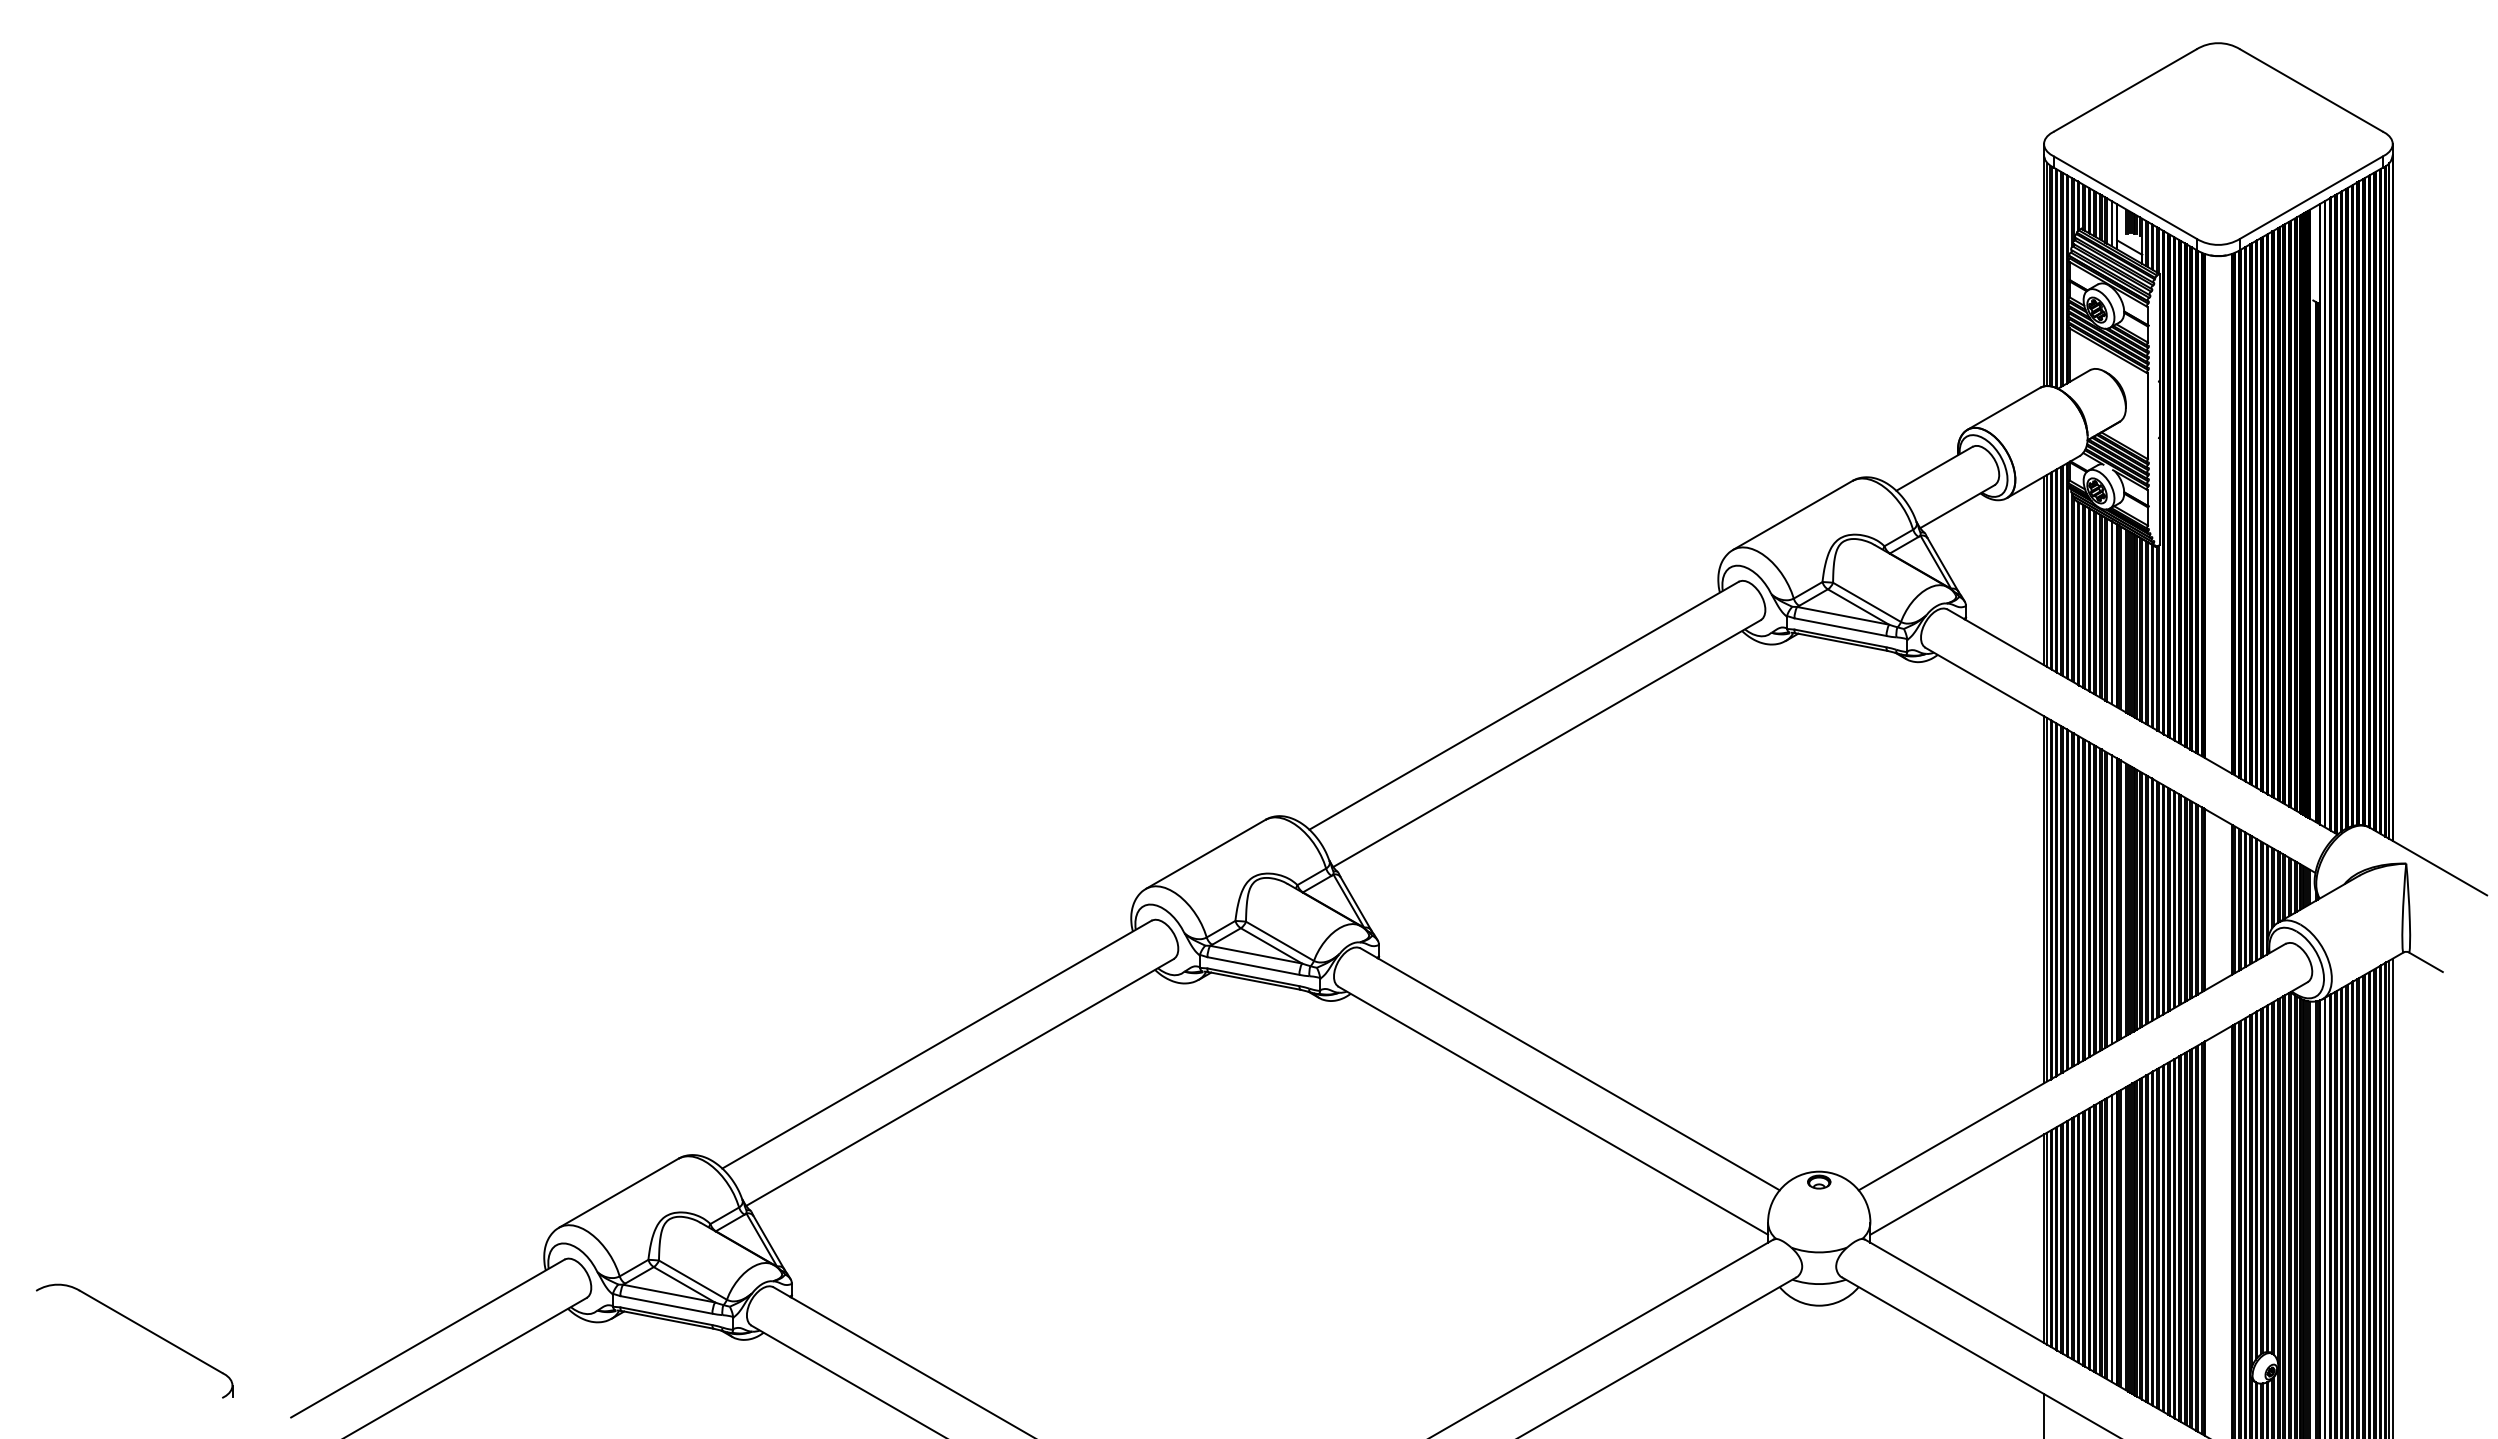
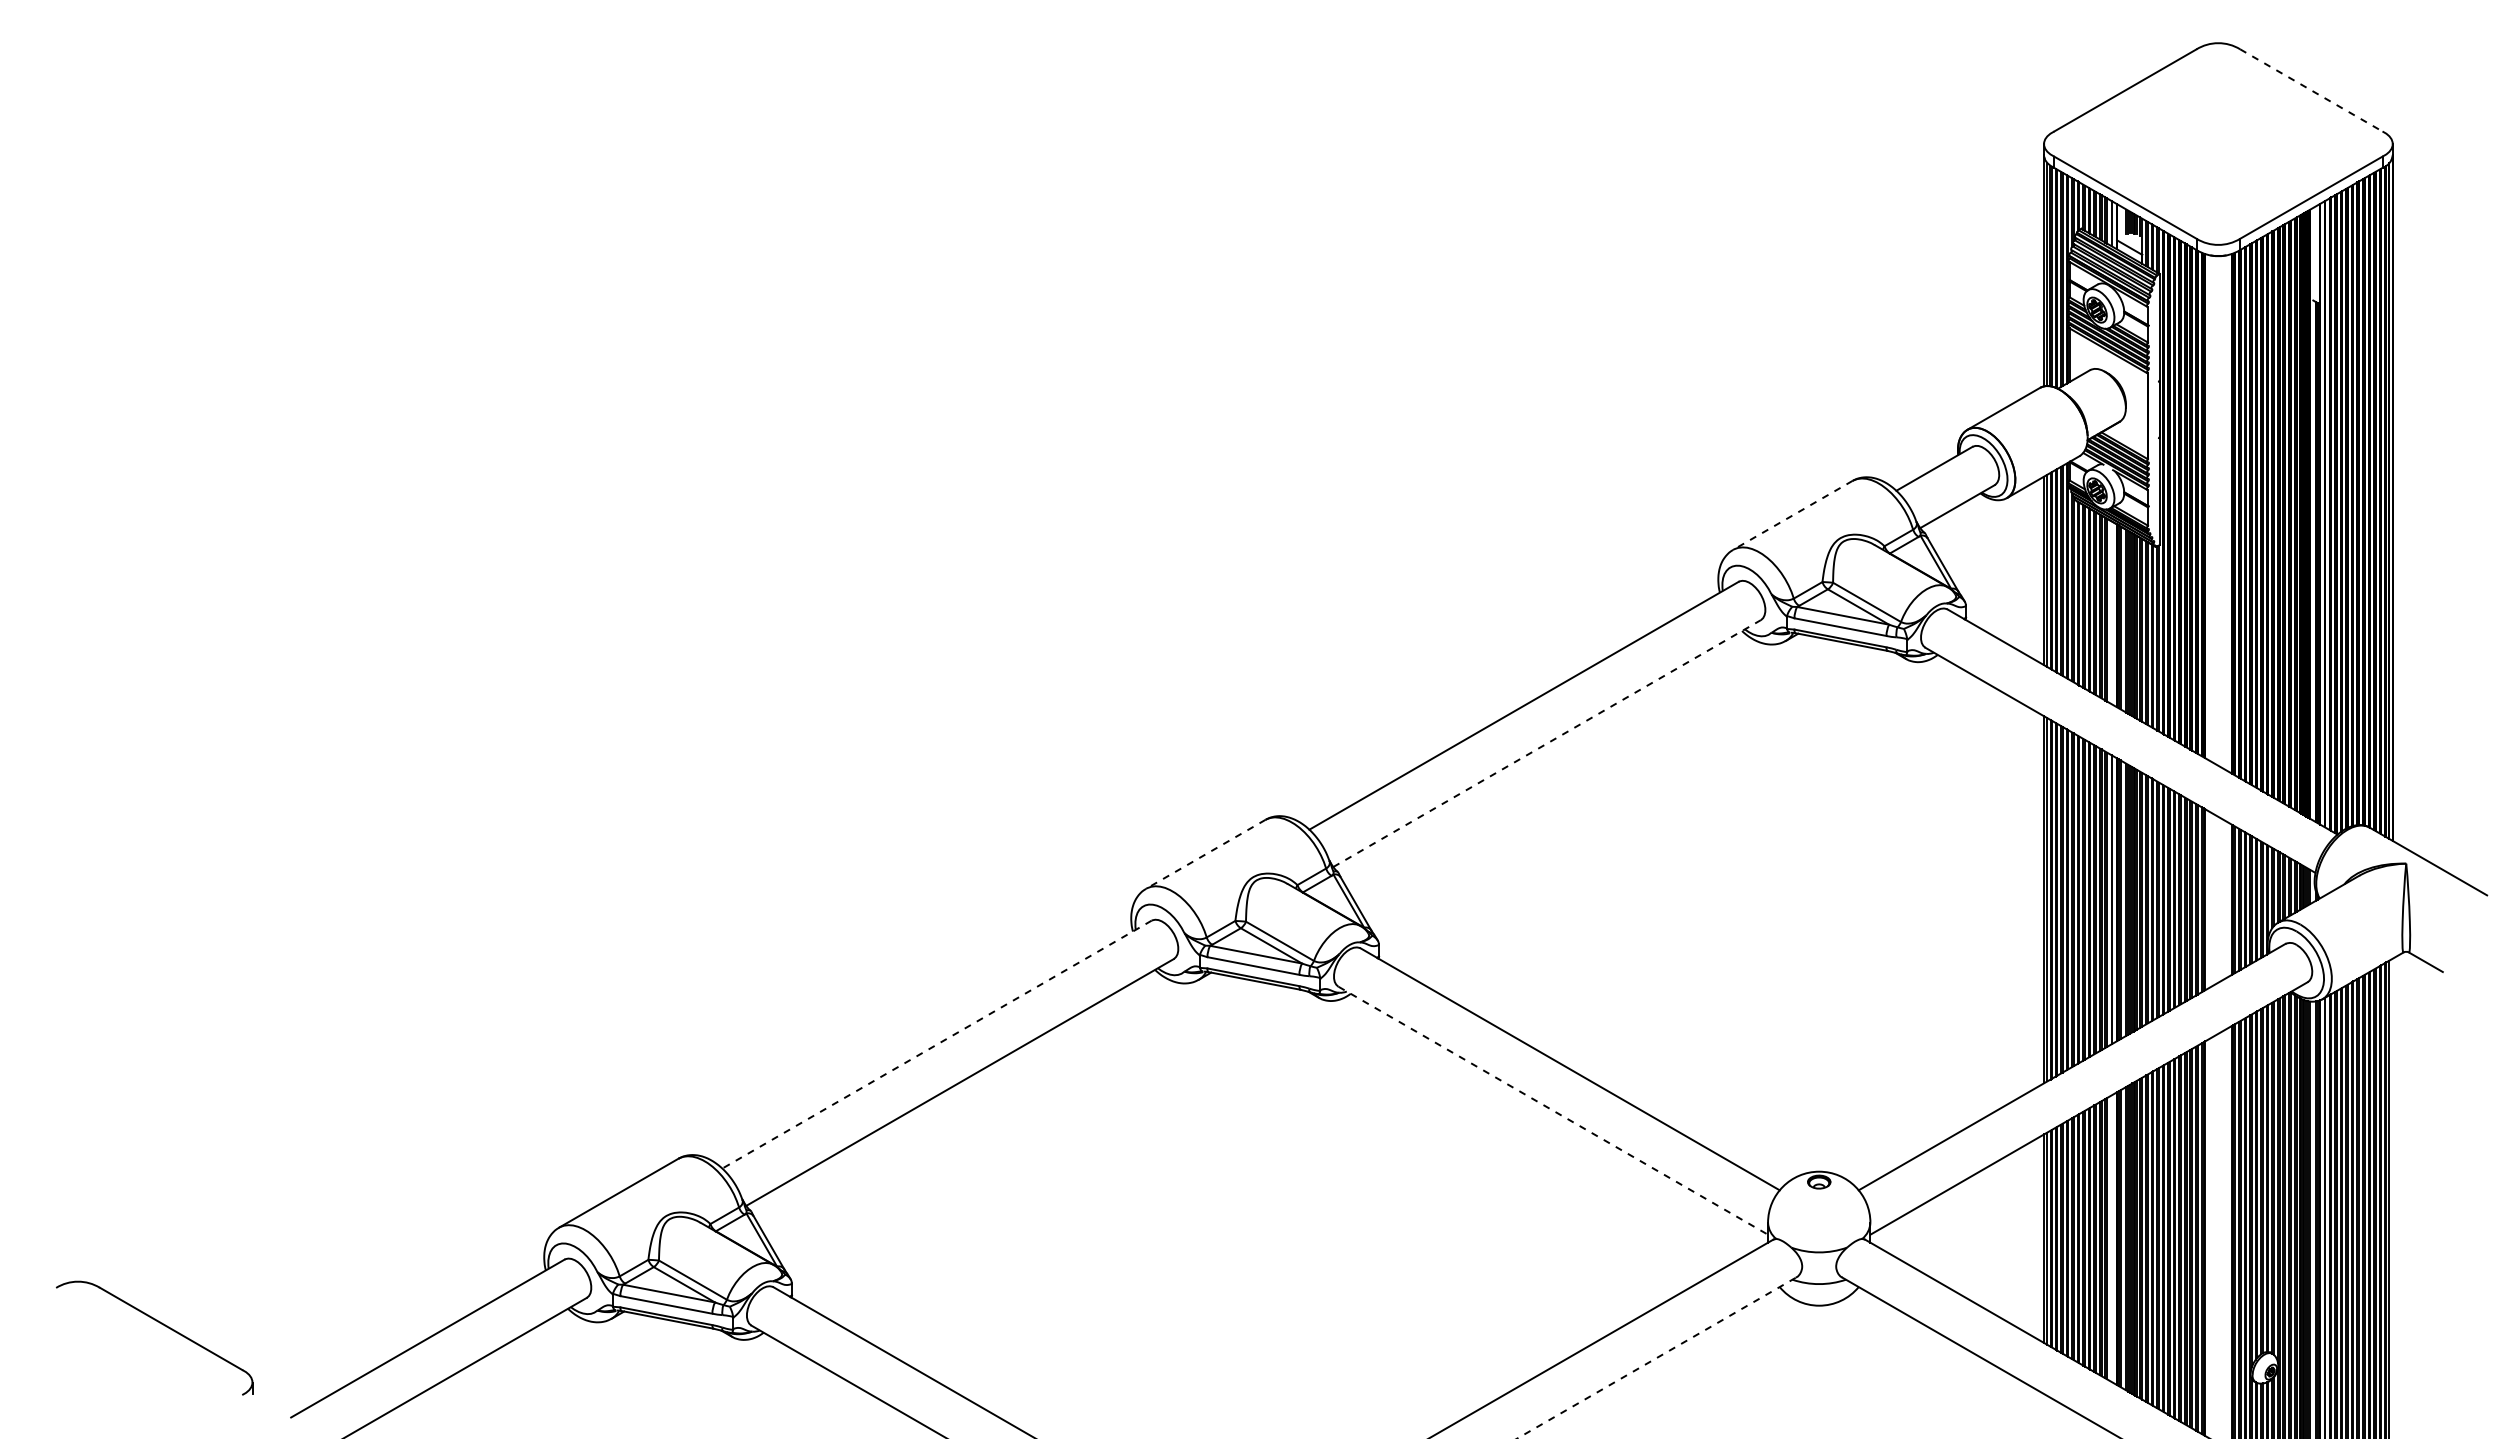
line: solid -> dashed (2311, 90)
line: solid -> dashed (1792, 515)
line: present -> none (2111, 612)
line: solid -> dashed (1547, 743)
line: solid -> dashed (1205, 854)
line: solid -> dashed (936, 1044)
line: solid -> dashed (1553, 1110)
line: present -> none (2392, 1196)
line: present -> none (2111, 1238)
part position: (141, 1327) -> (161, 1324) (161, 1324)
line: solid -> dashed (1656, 1358)
line: present -> none (2043, 1414)
